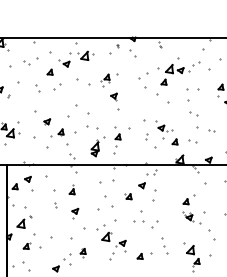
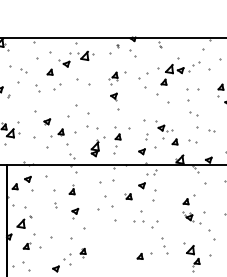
part position: (26, 62) -> (23, 70) (23, 70)
part position: (109, 80) -> (117, 78) (117, 78)
part: none -> present (141, 151)
part: present -> none (111, 242)
